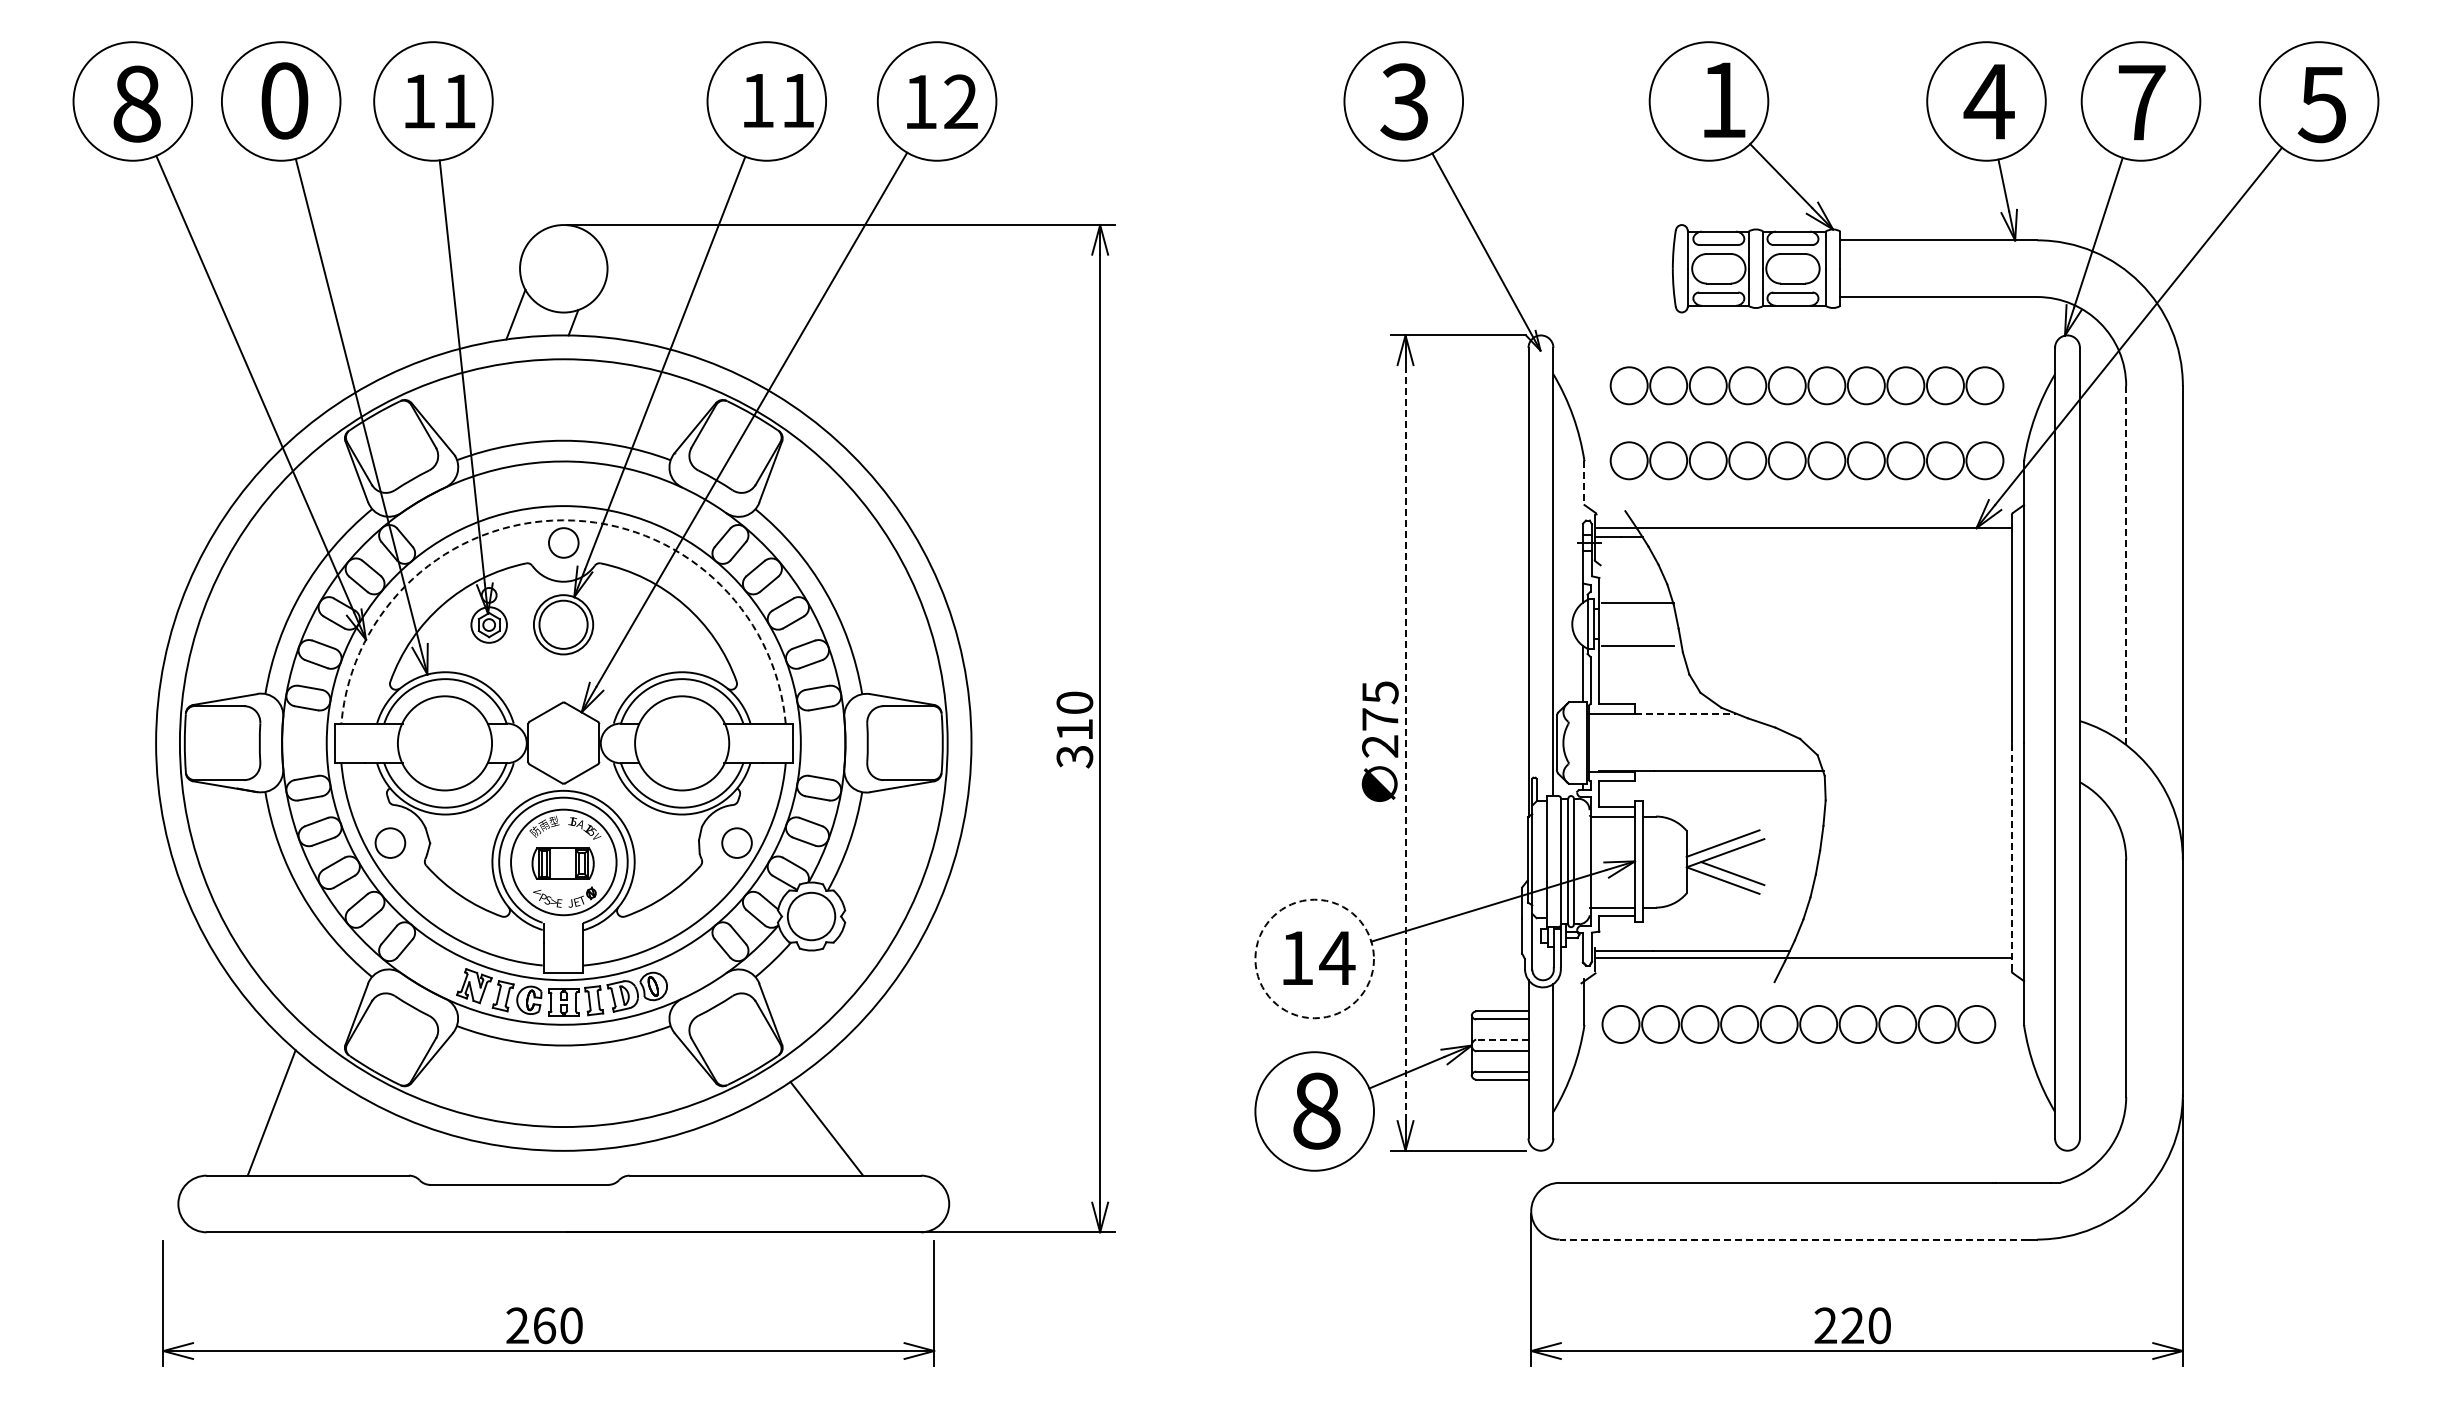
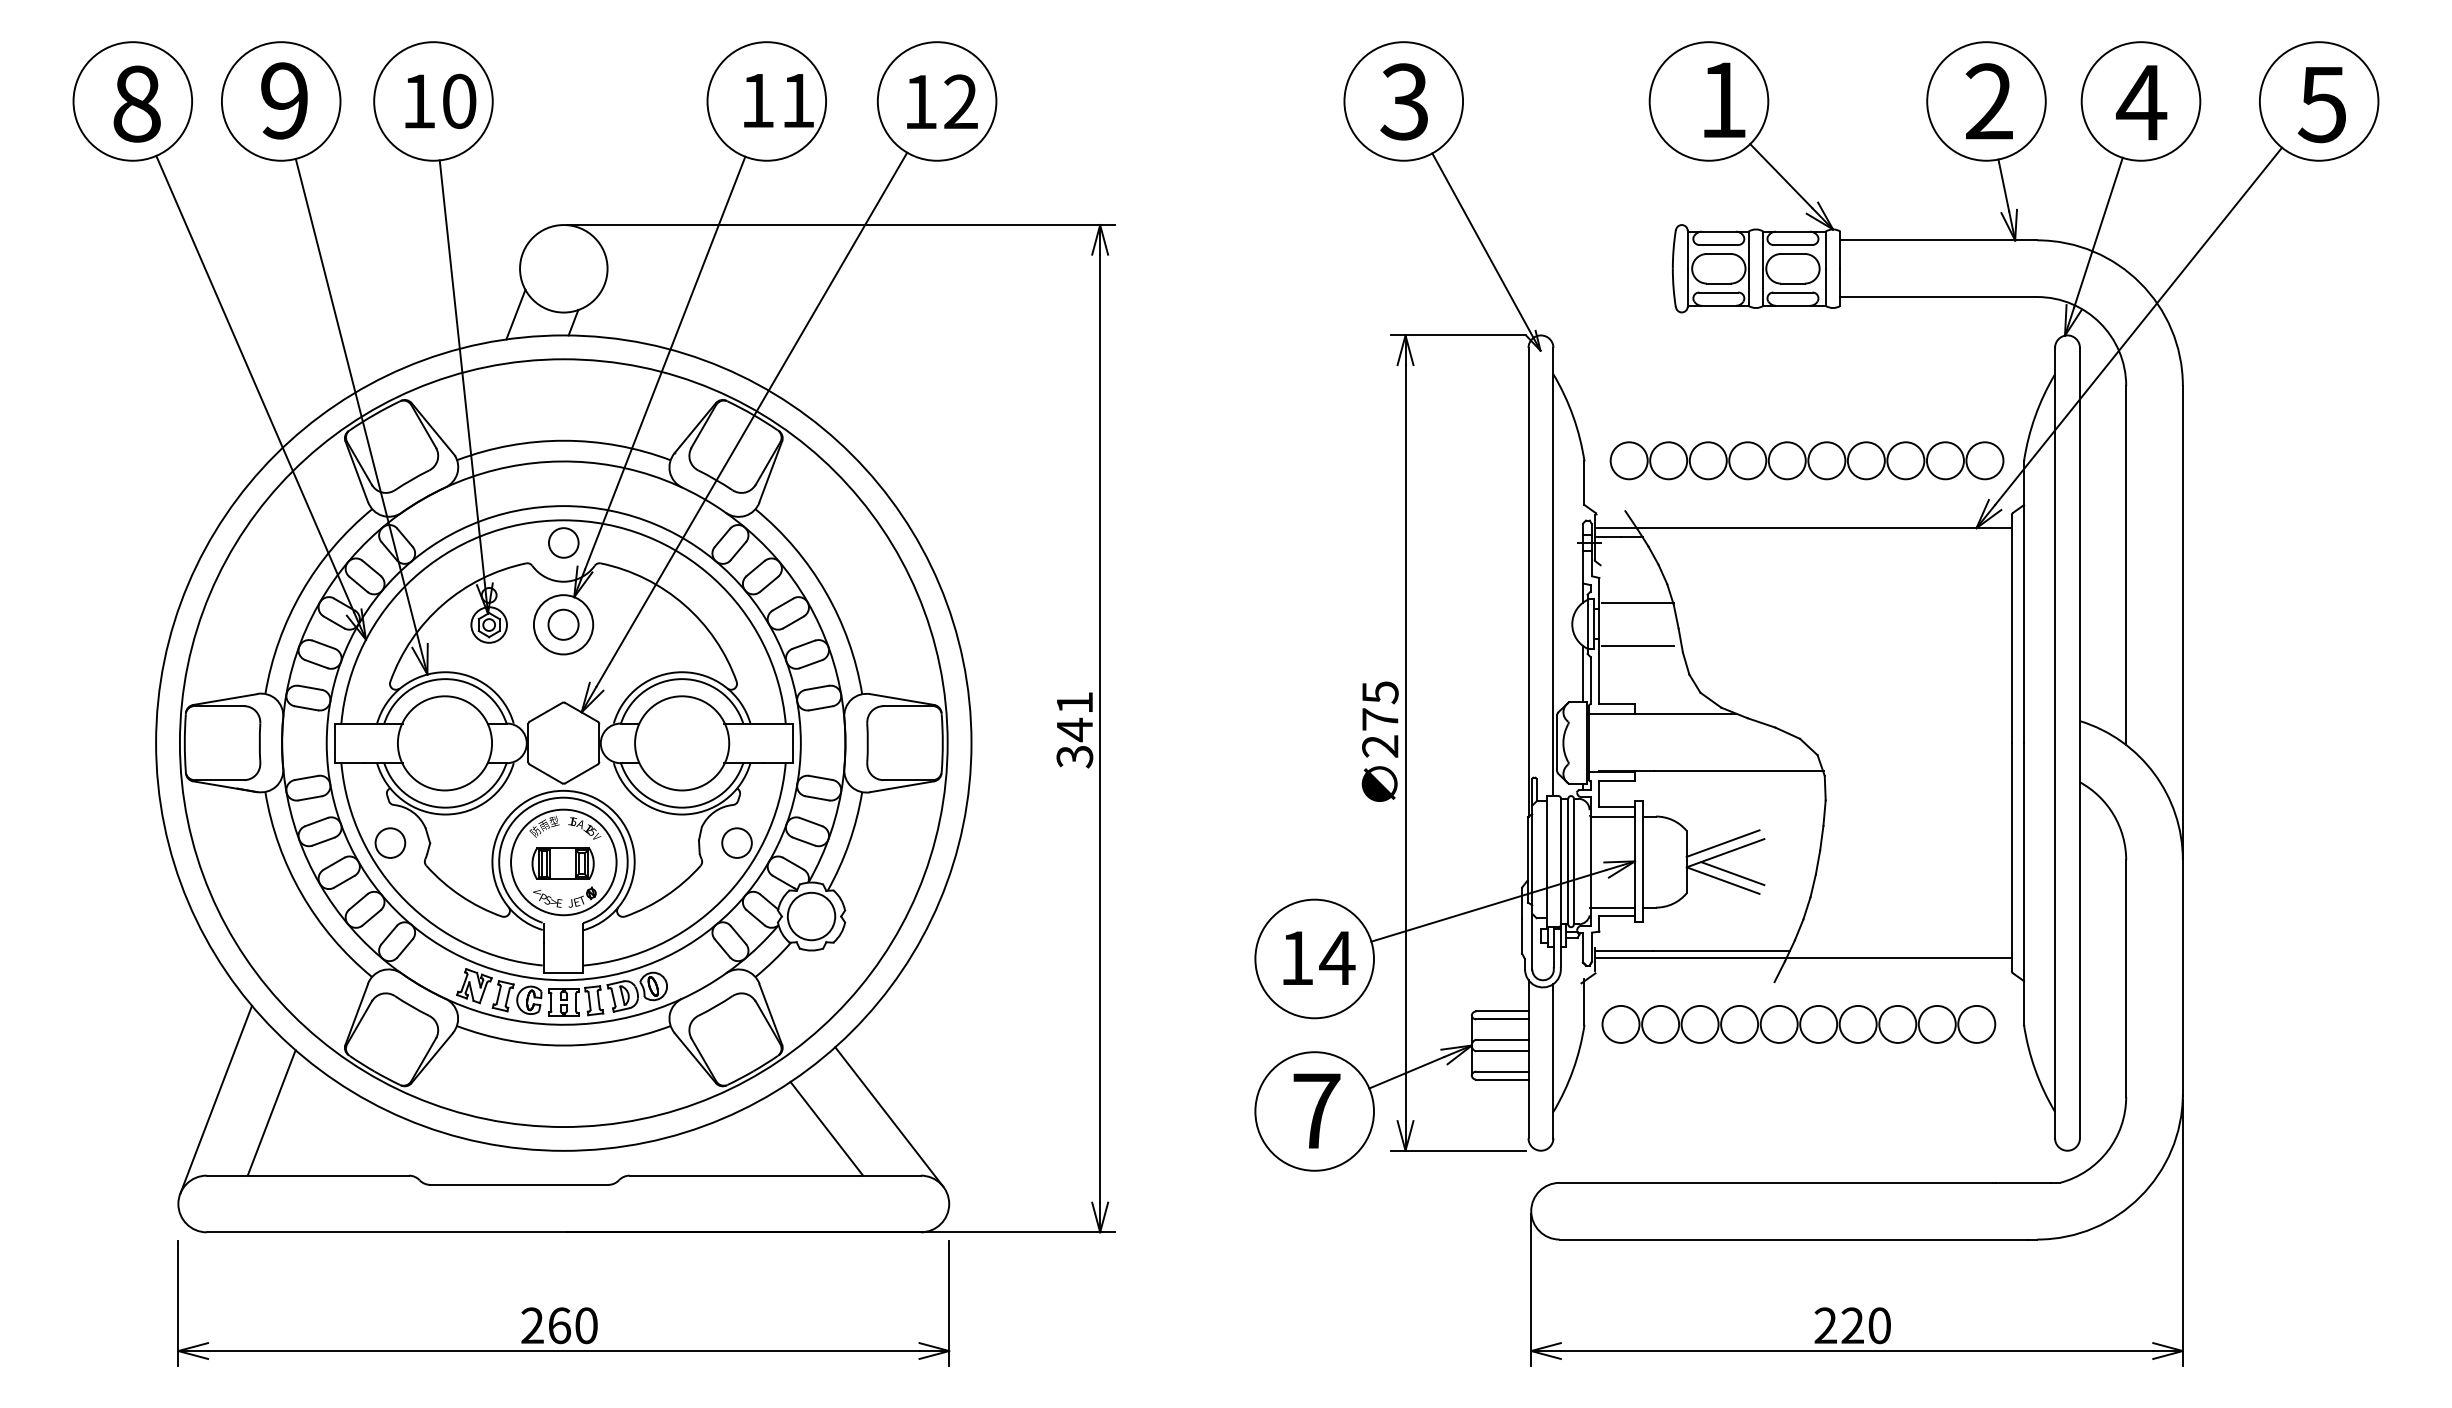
text: 0 -> 9 (284, 100)
text: 11 -> 10 (459, 100)
text: 4 -> 2 (1988, 101)
text: 7 -> 4 (2141, 102)
part: present -> none (1806, 385)
line: dashed -> solid (1584, 483)
arc: dashed -> solid (563, 520)
line: dashed -> solid (2126, 565)
circle diameter: 48 px -> 30 px (563, 624)
line: dashed -> solid (1685, 714)
text: 310 -> 341 (1074, 716)
line: dashed -> solid (1405, 743)
line: dashed -> solid (2011, 857)
circle: dashed -> solid (1314, 958)
line: dashed -> solid (1501, 1039)
line: none -> present (216, 1099)
text: 8 -> 7 (1316, 1110)
line: none -> present (889, 1116)
line: dashed -> solid (1793, 1239)
part position: (548, 1303) -> (563, 1303) (563, 1303)
